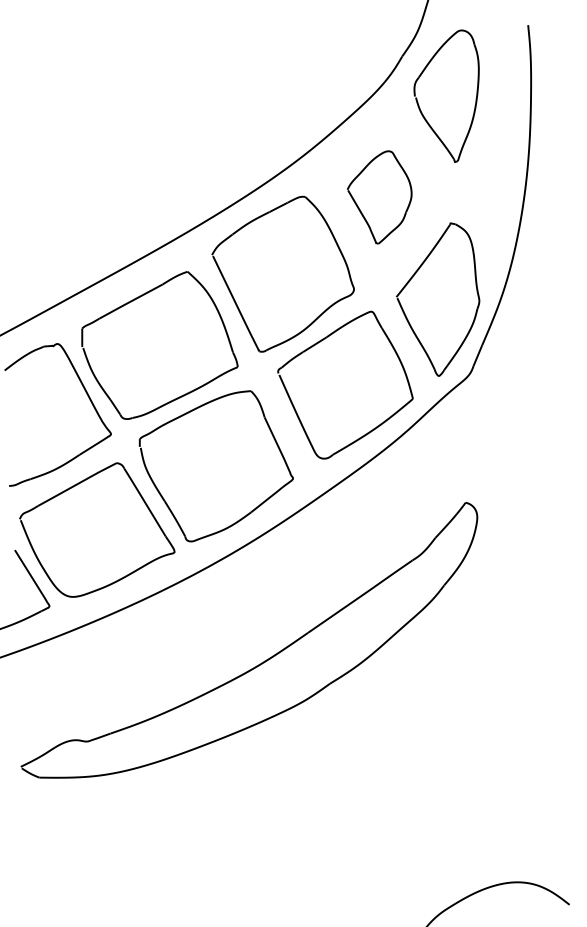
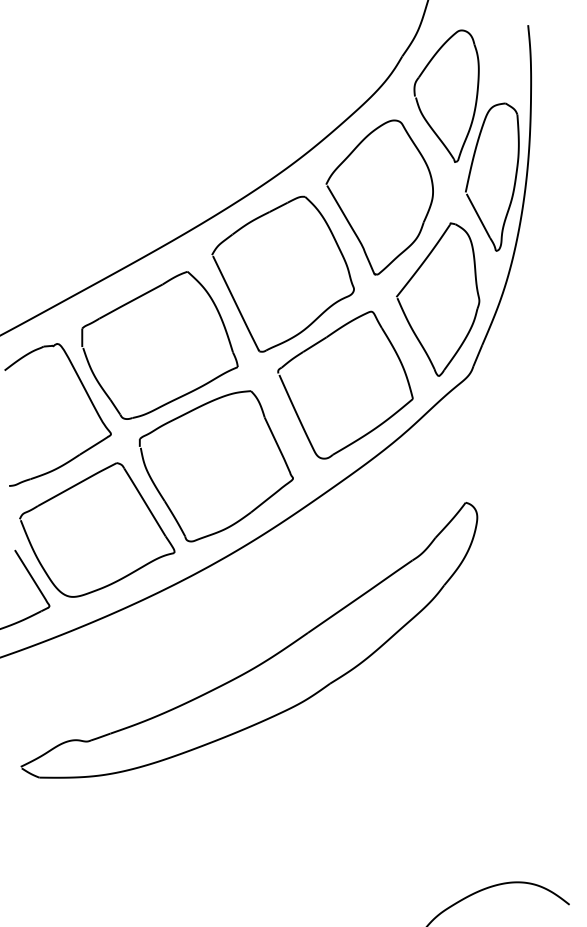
part: none -> present (492, 176)
part size: 67x95 px -> 109x157 px (379, 197)
